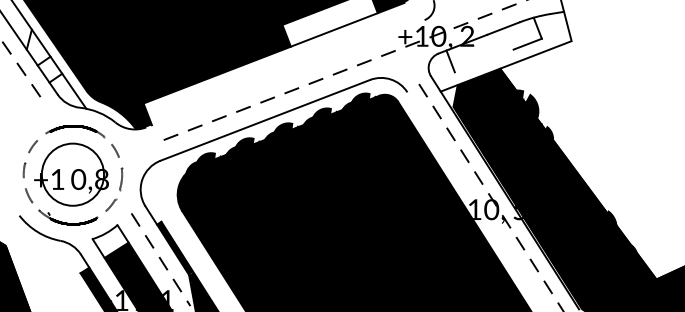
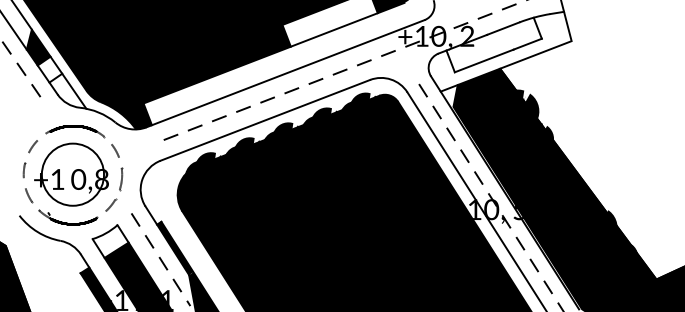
fill: none -> present (38, 47)
line: none -> present (483, 60)
line: none -> present (285, 73)
line: none -> present (475, 200)
